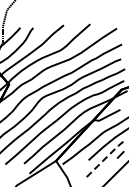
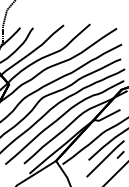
line: dashed -> solid (105, 158)
